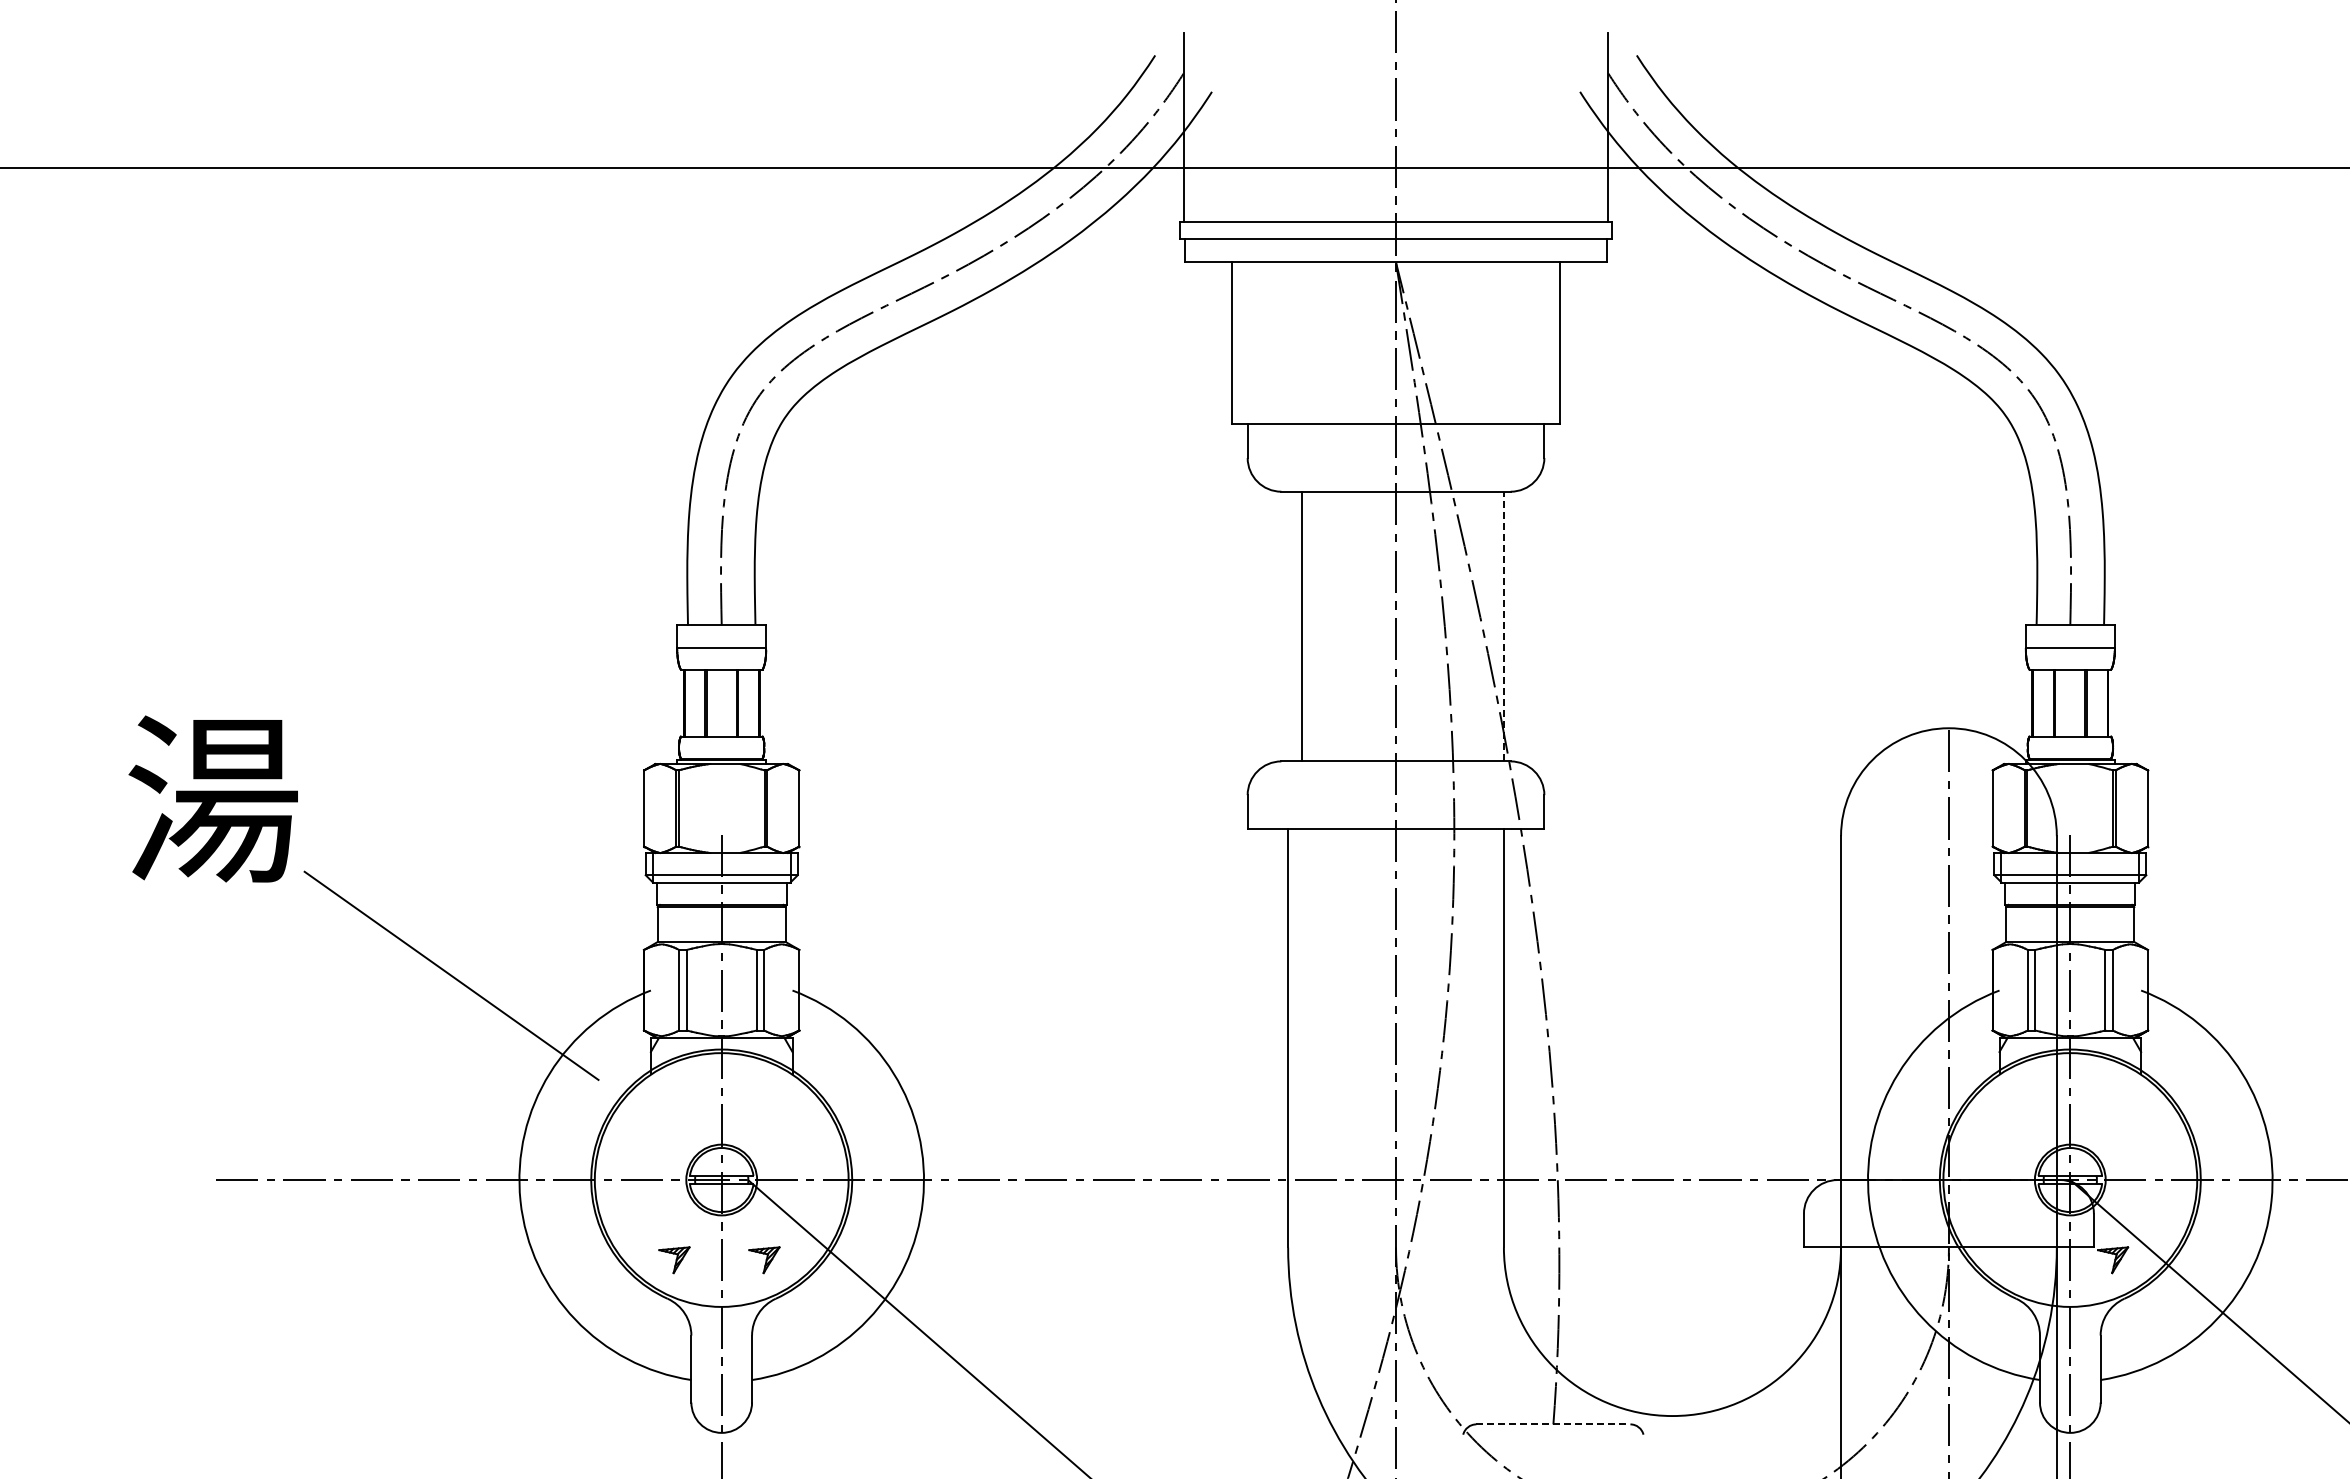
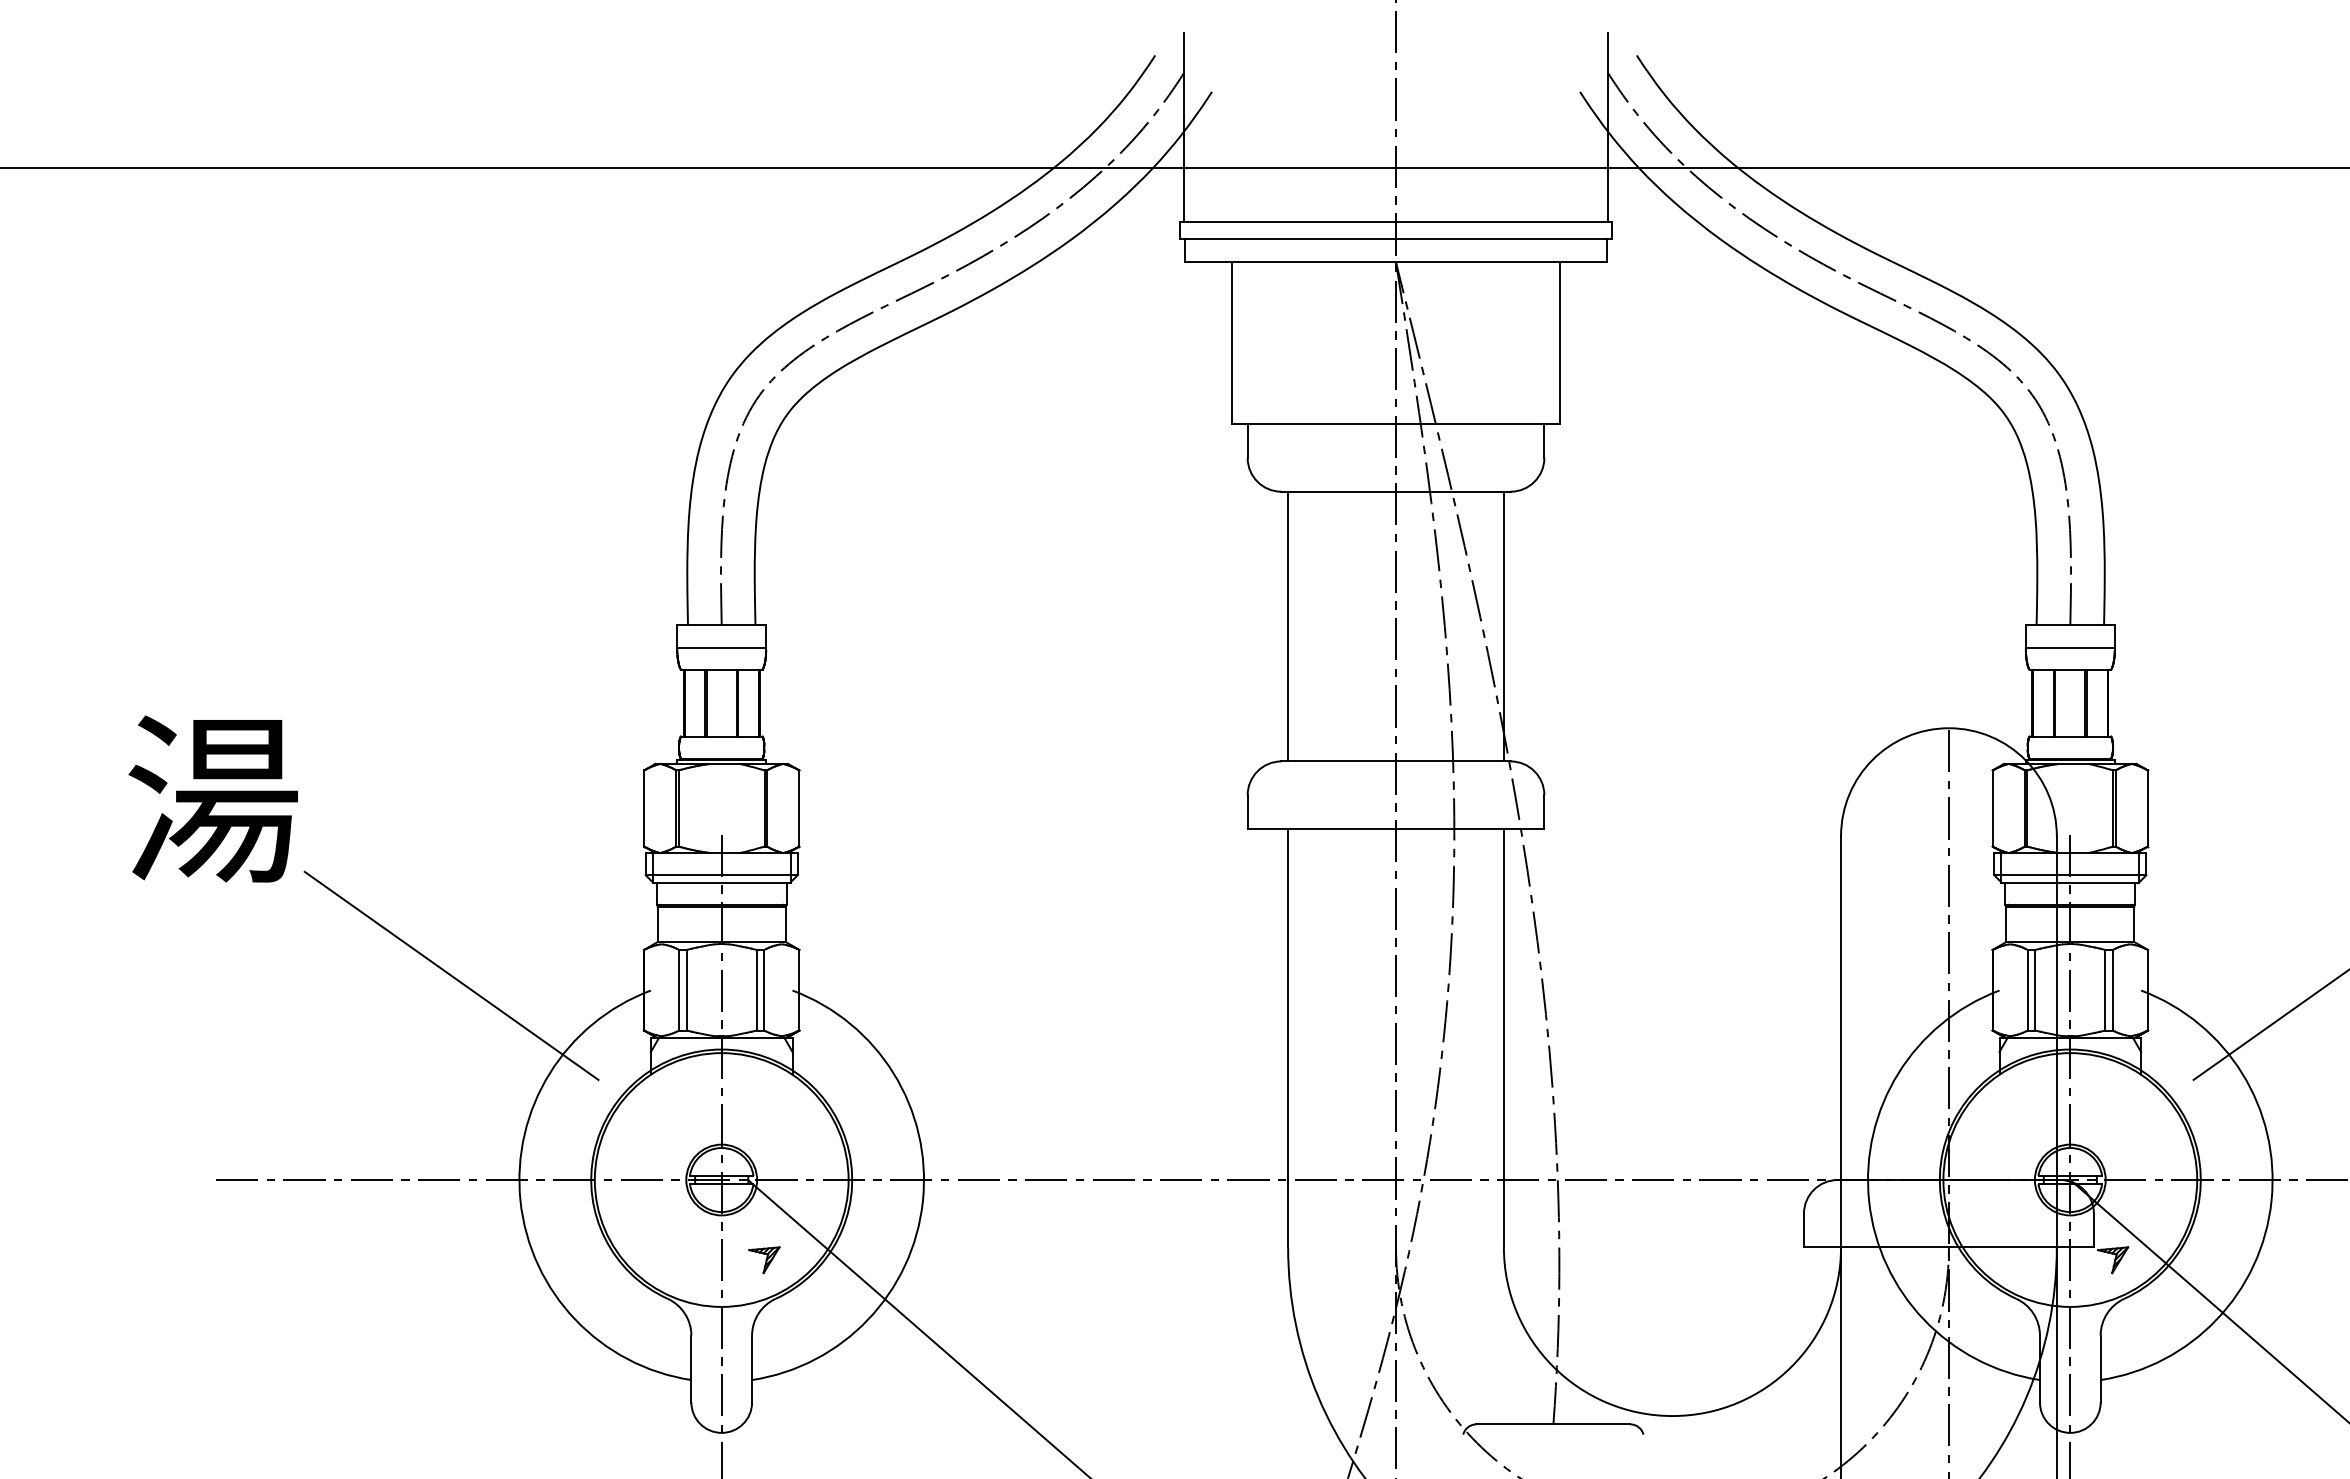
line position: (1302, 626) -> (1288, 626) (1288, 626)
line: dashed -> solid (1503, 626)
line: none -> present (2269, 1025)
part: present -> none (674, 1260)
line: dashed -> solid (1553, 1424)
